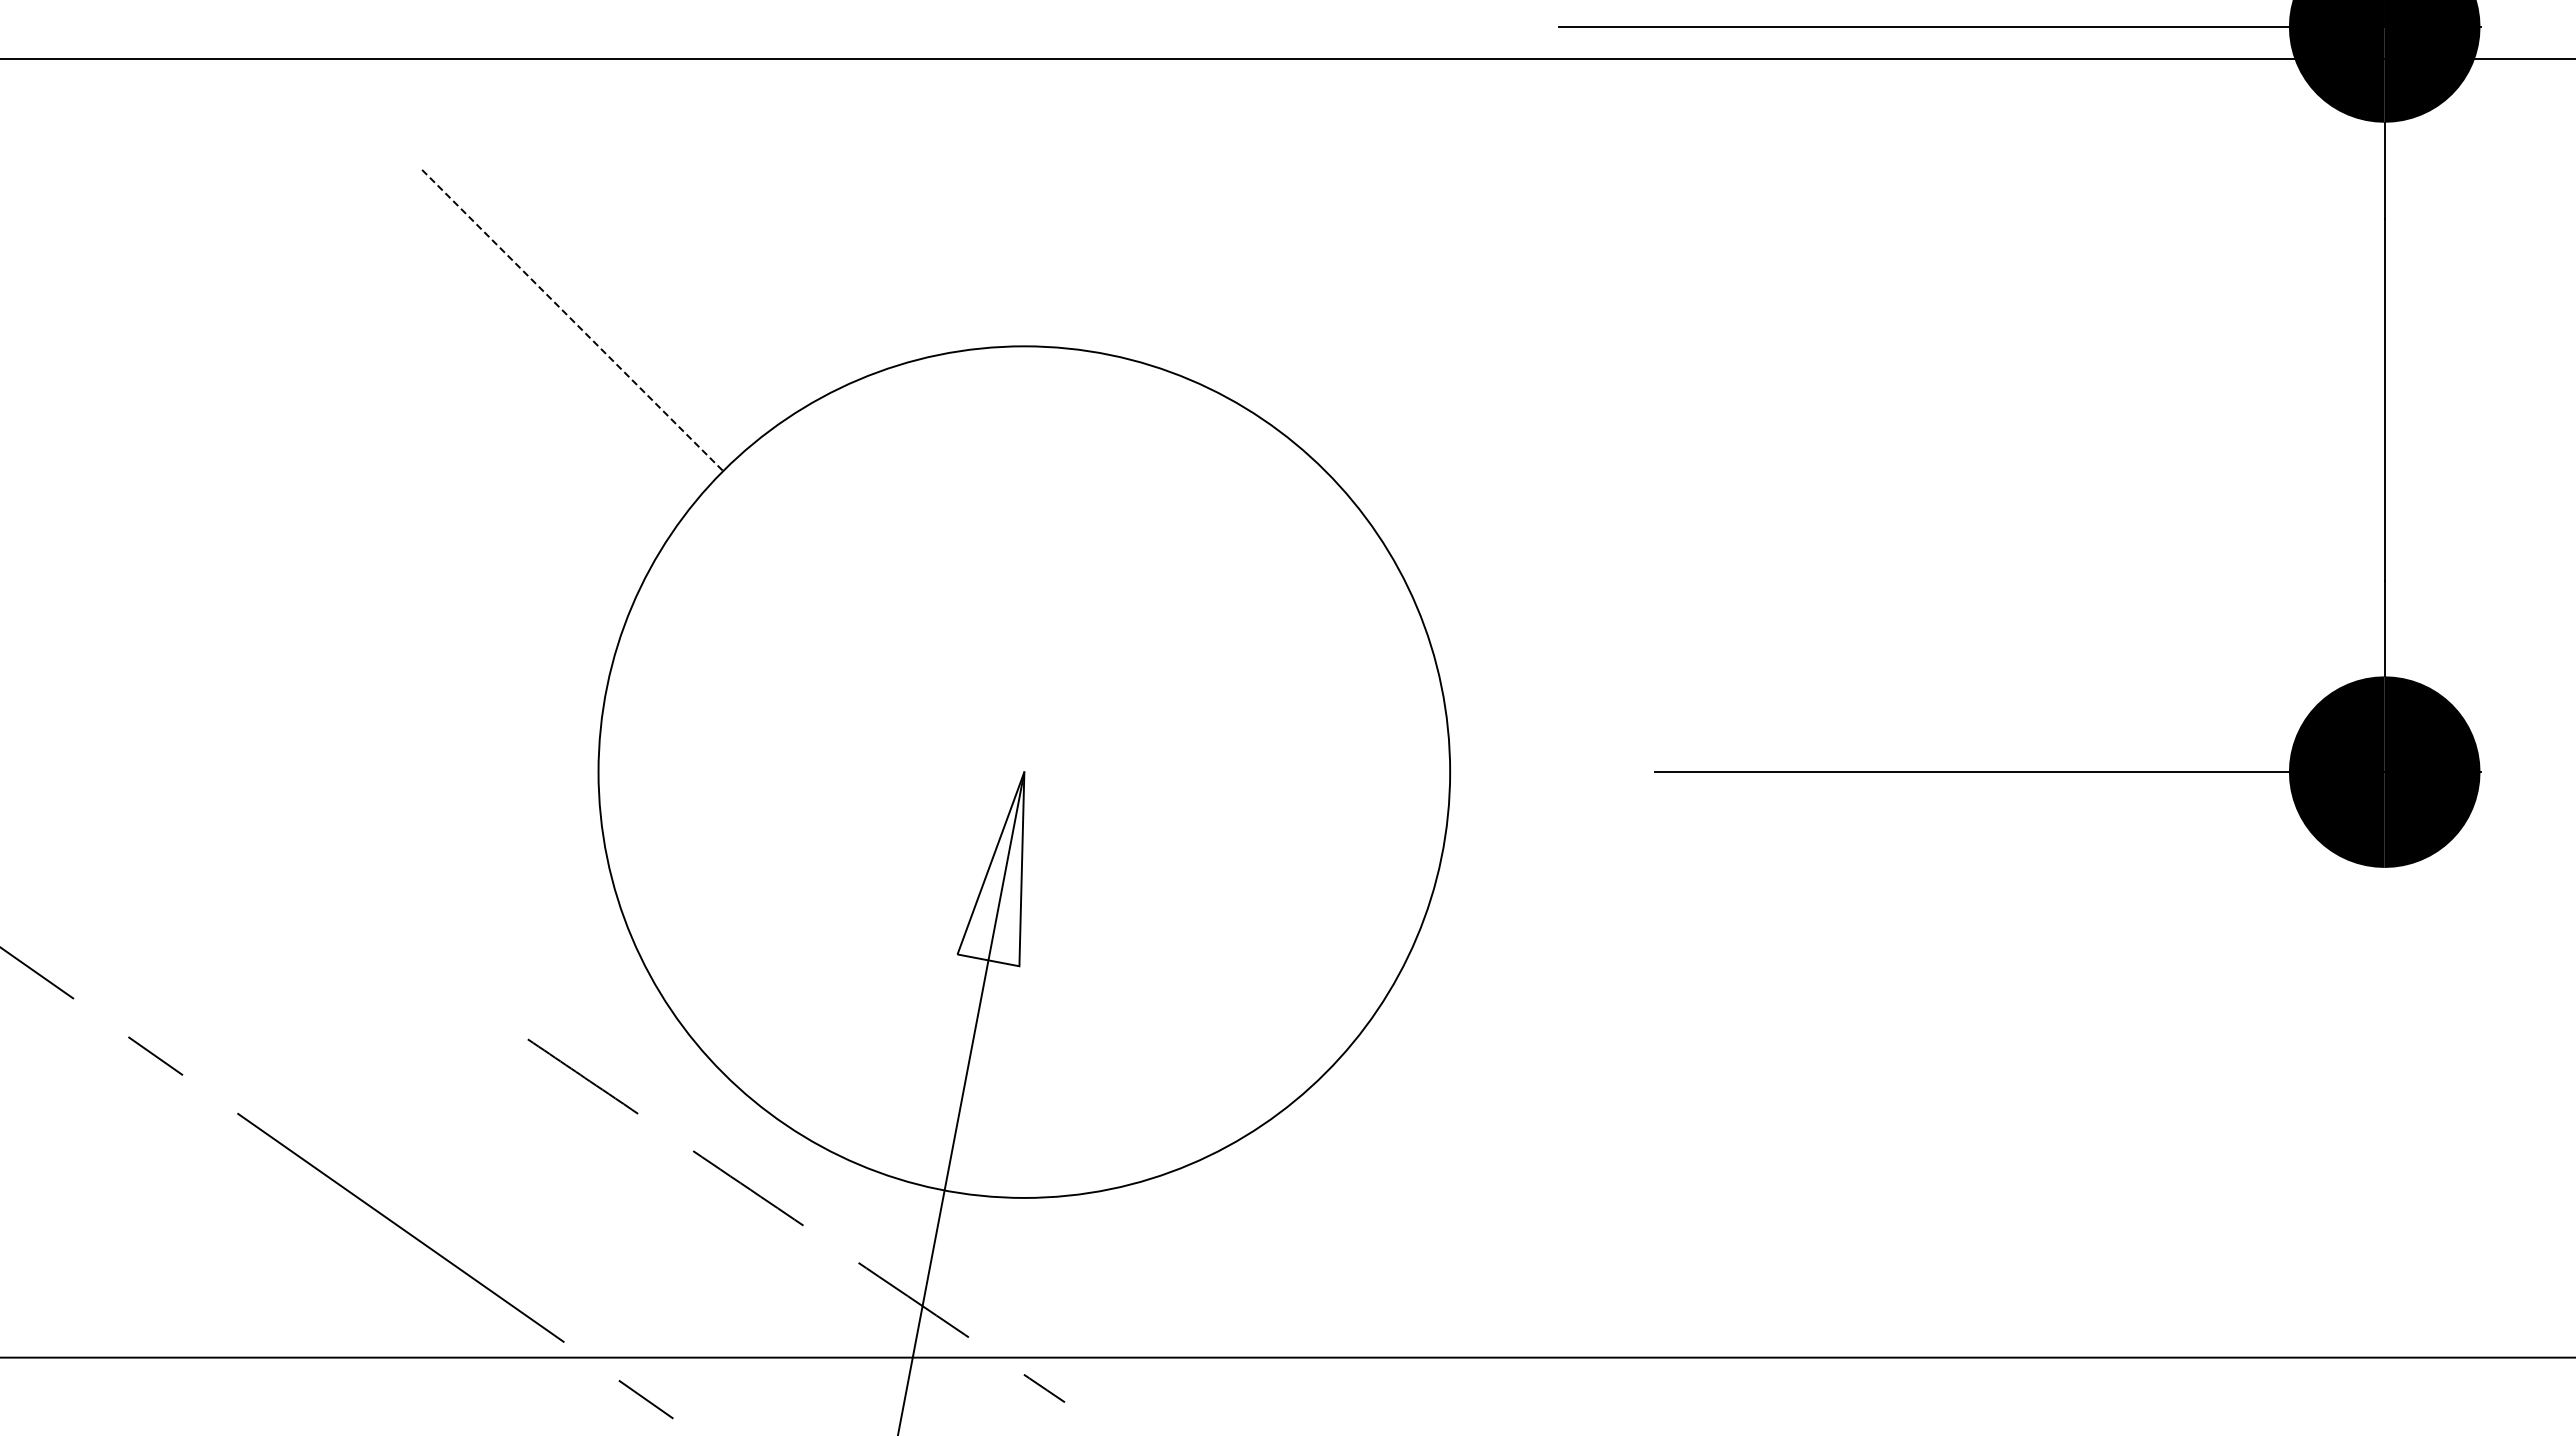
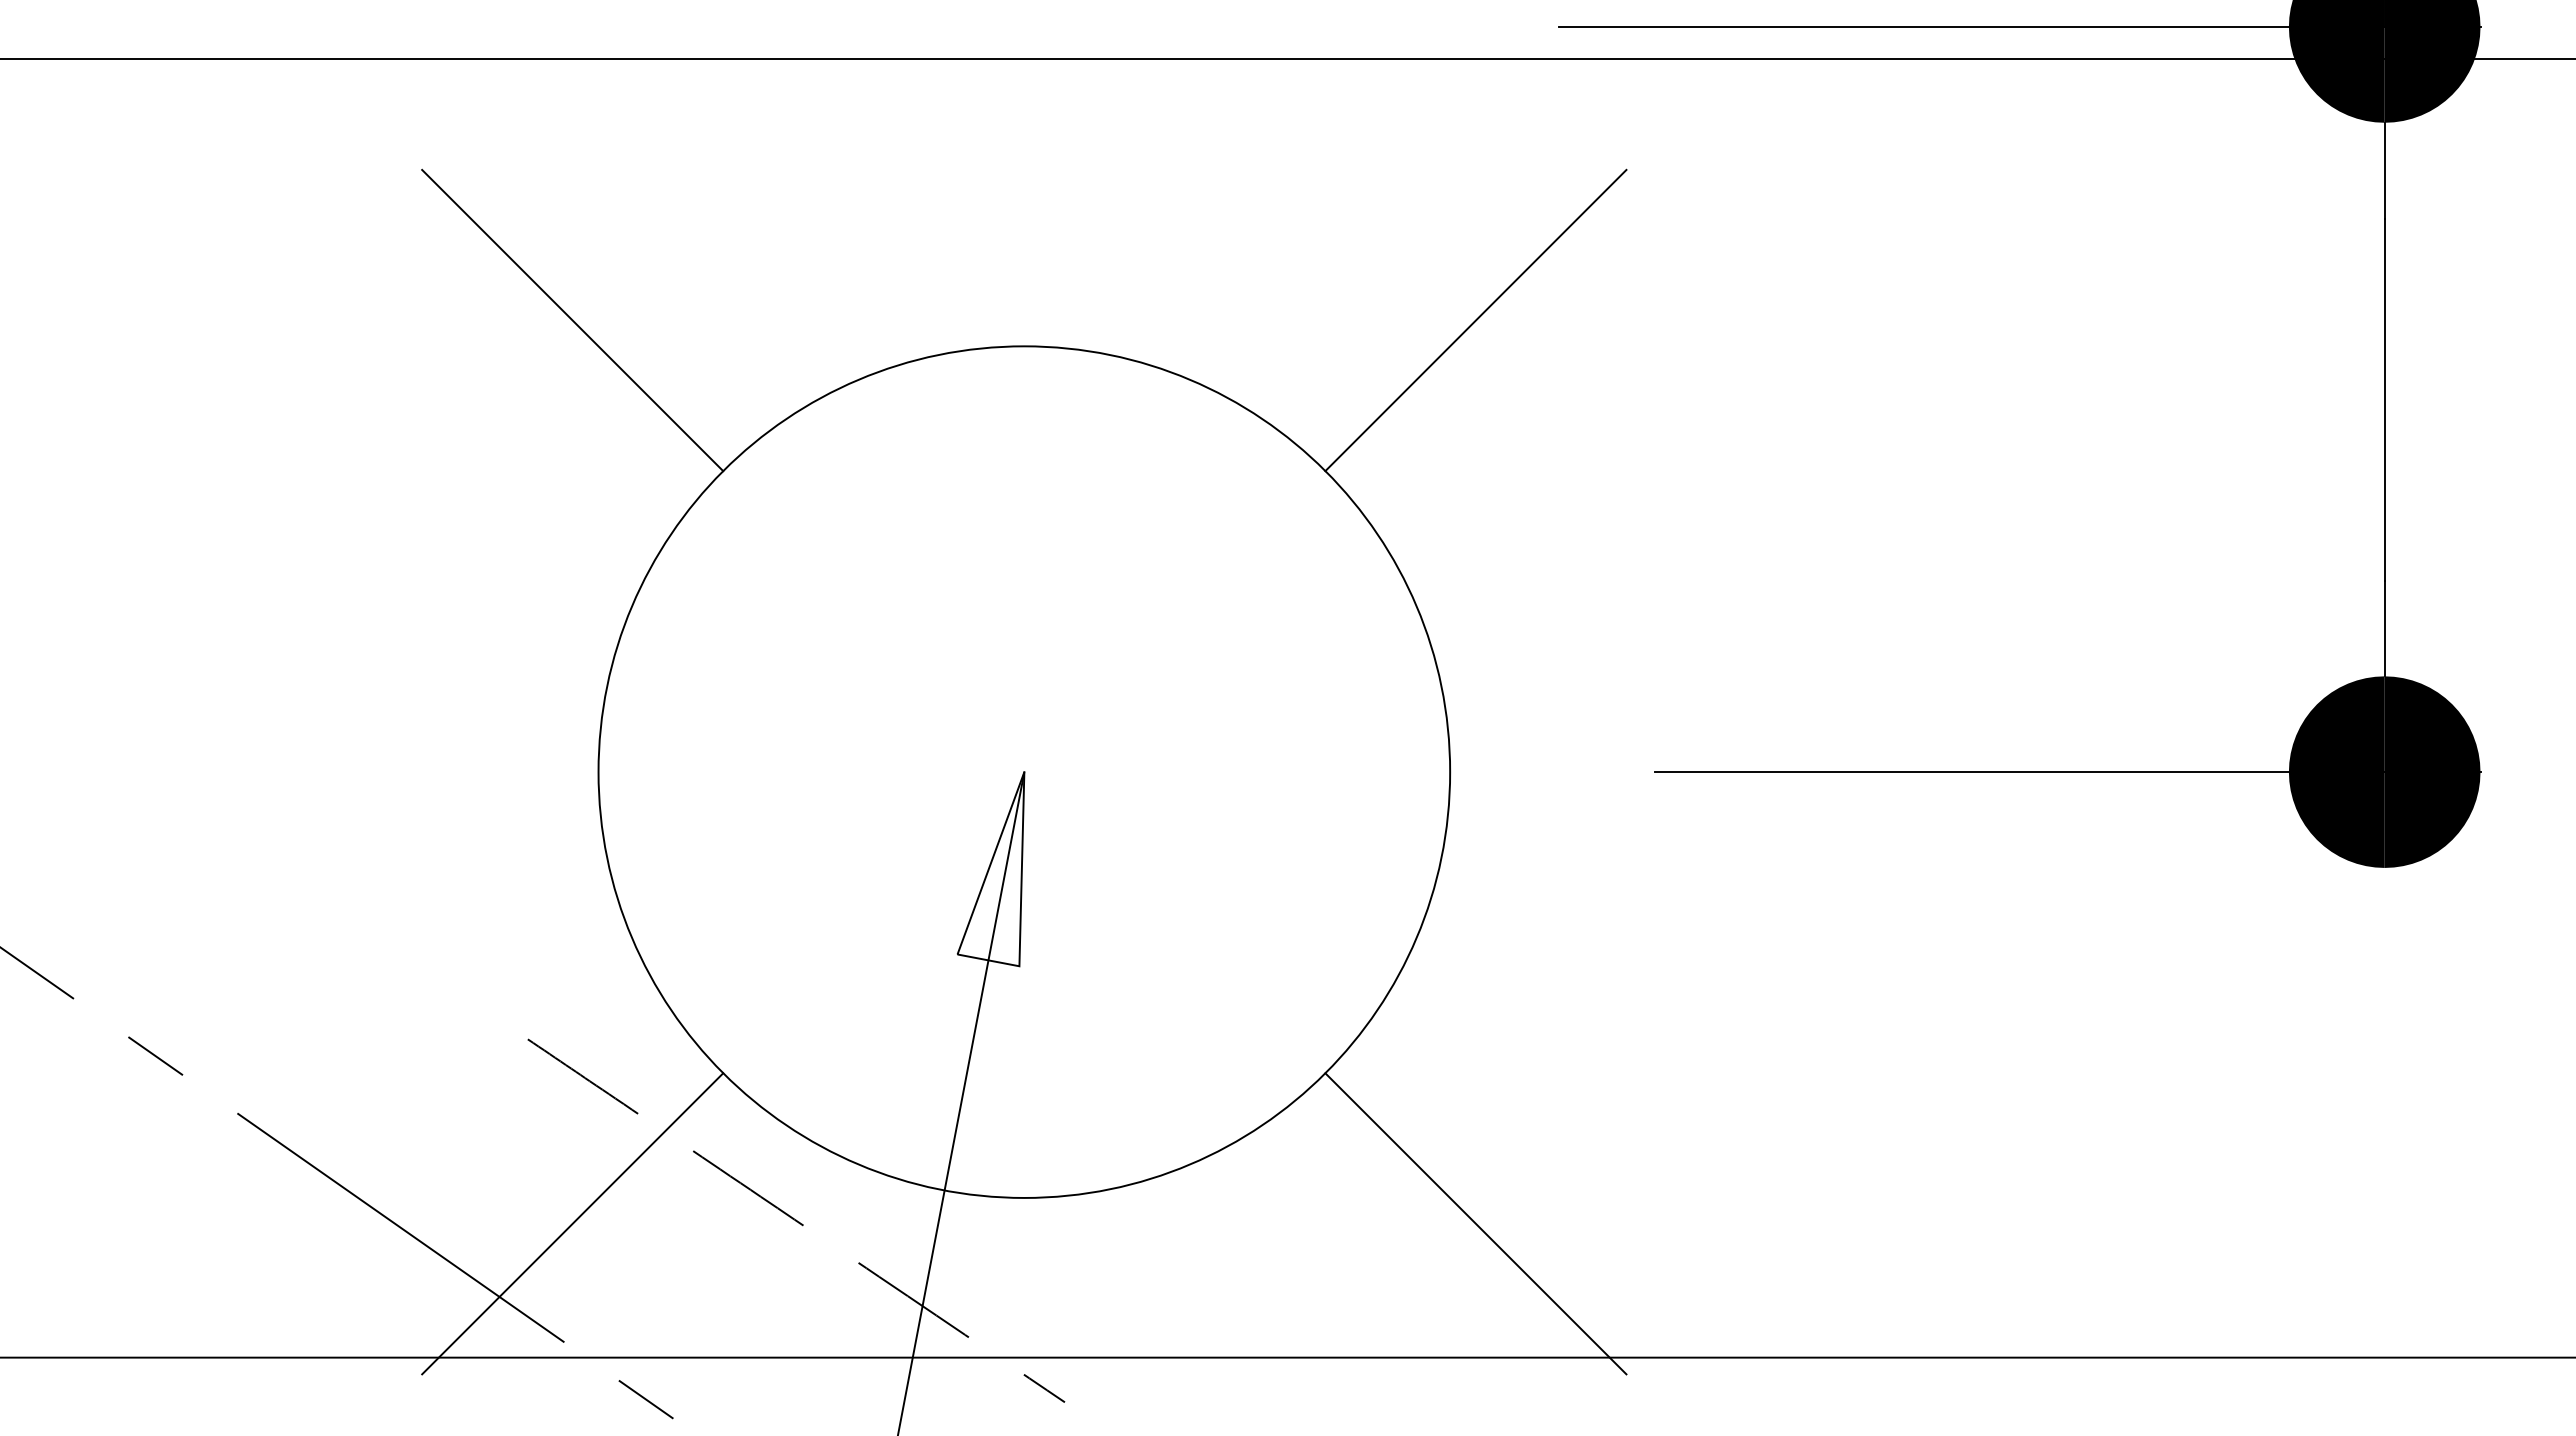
line: dashed -> solid (572, 320)
line: none -> present (1475, 320)
line: none -> present (572, 1223)
line: none -> present (1475, 1223)
